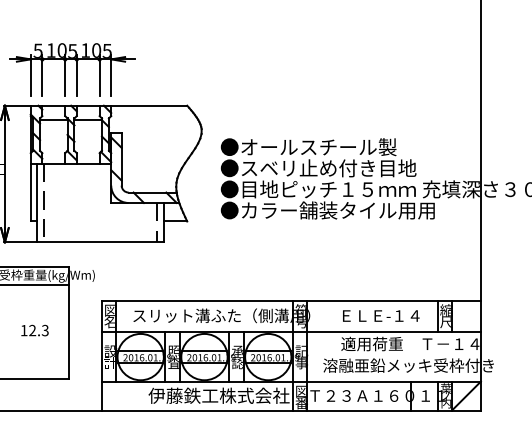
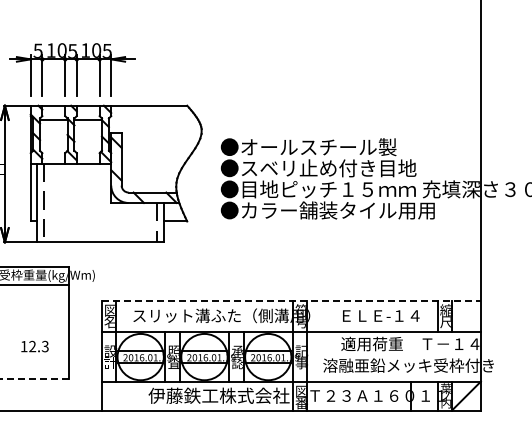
line: solid -> dashed (291, 300)
text position: (34, 330) -> (34, 346) (34, 346)
line: solid -> dashed (34, 379)
